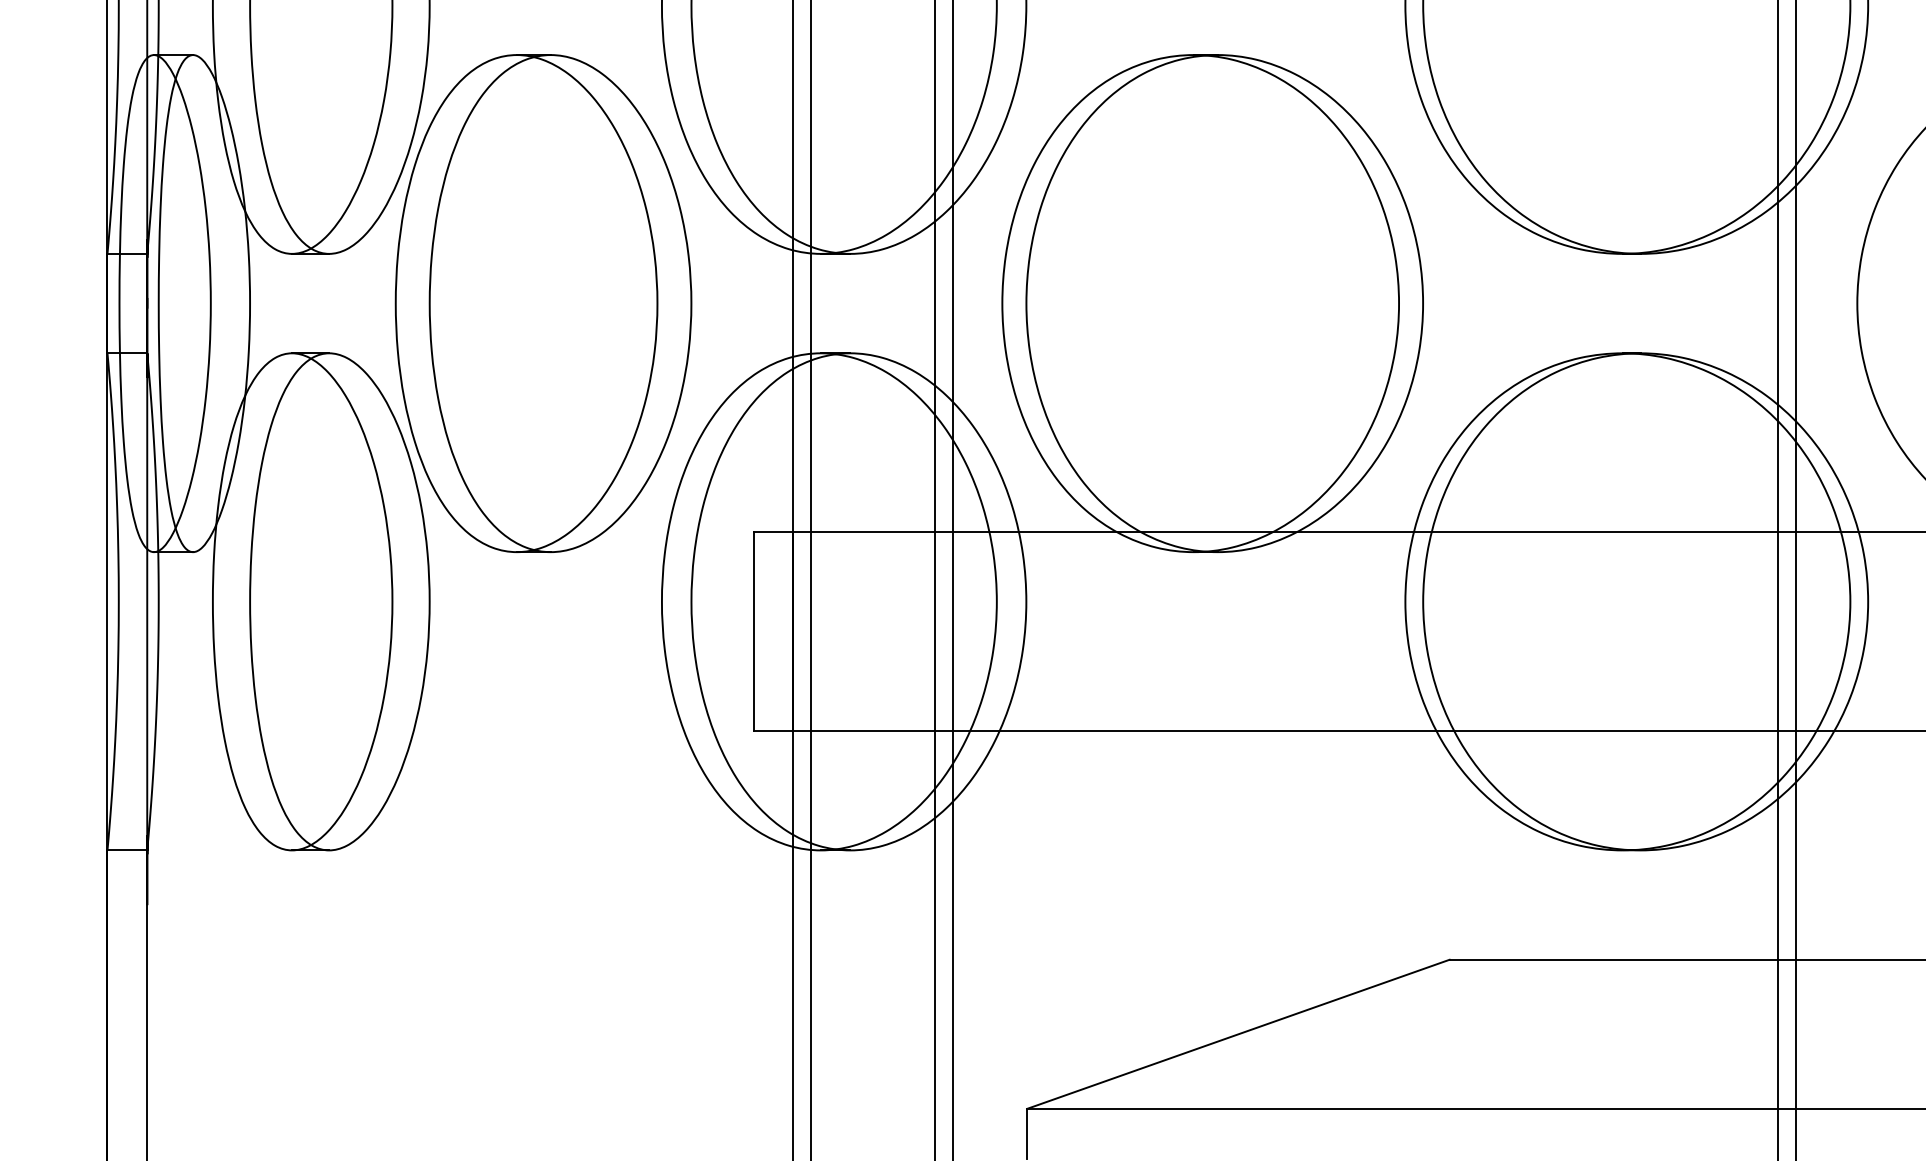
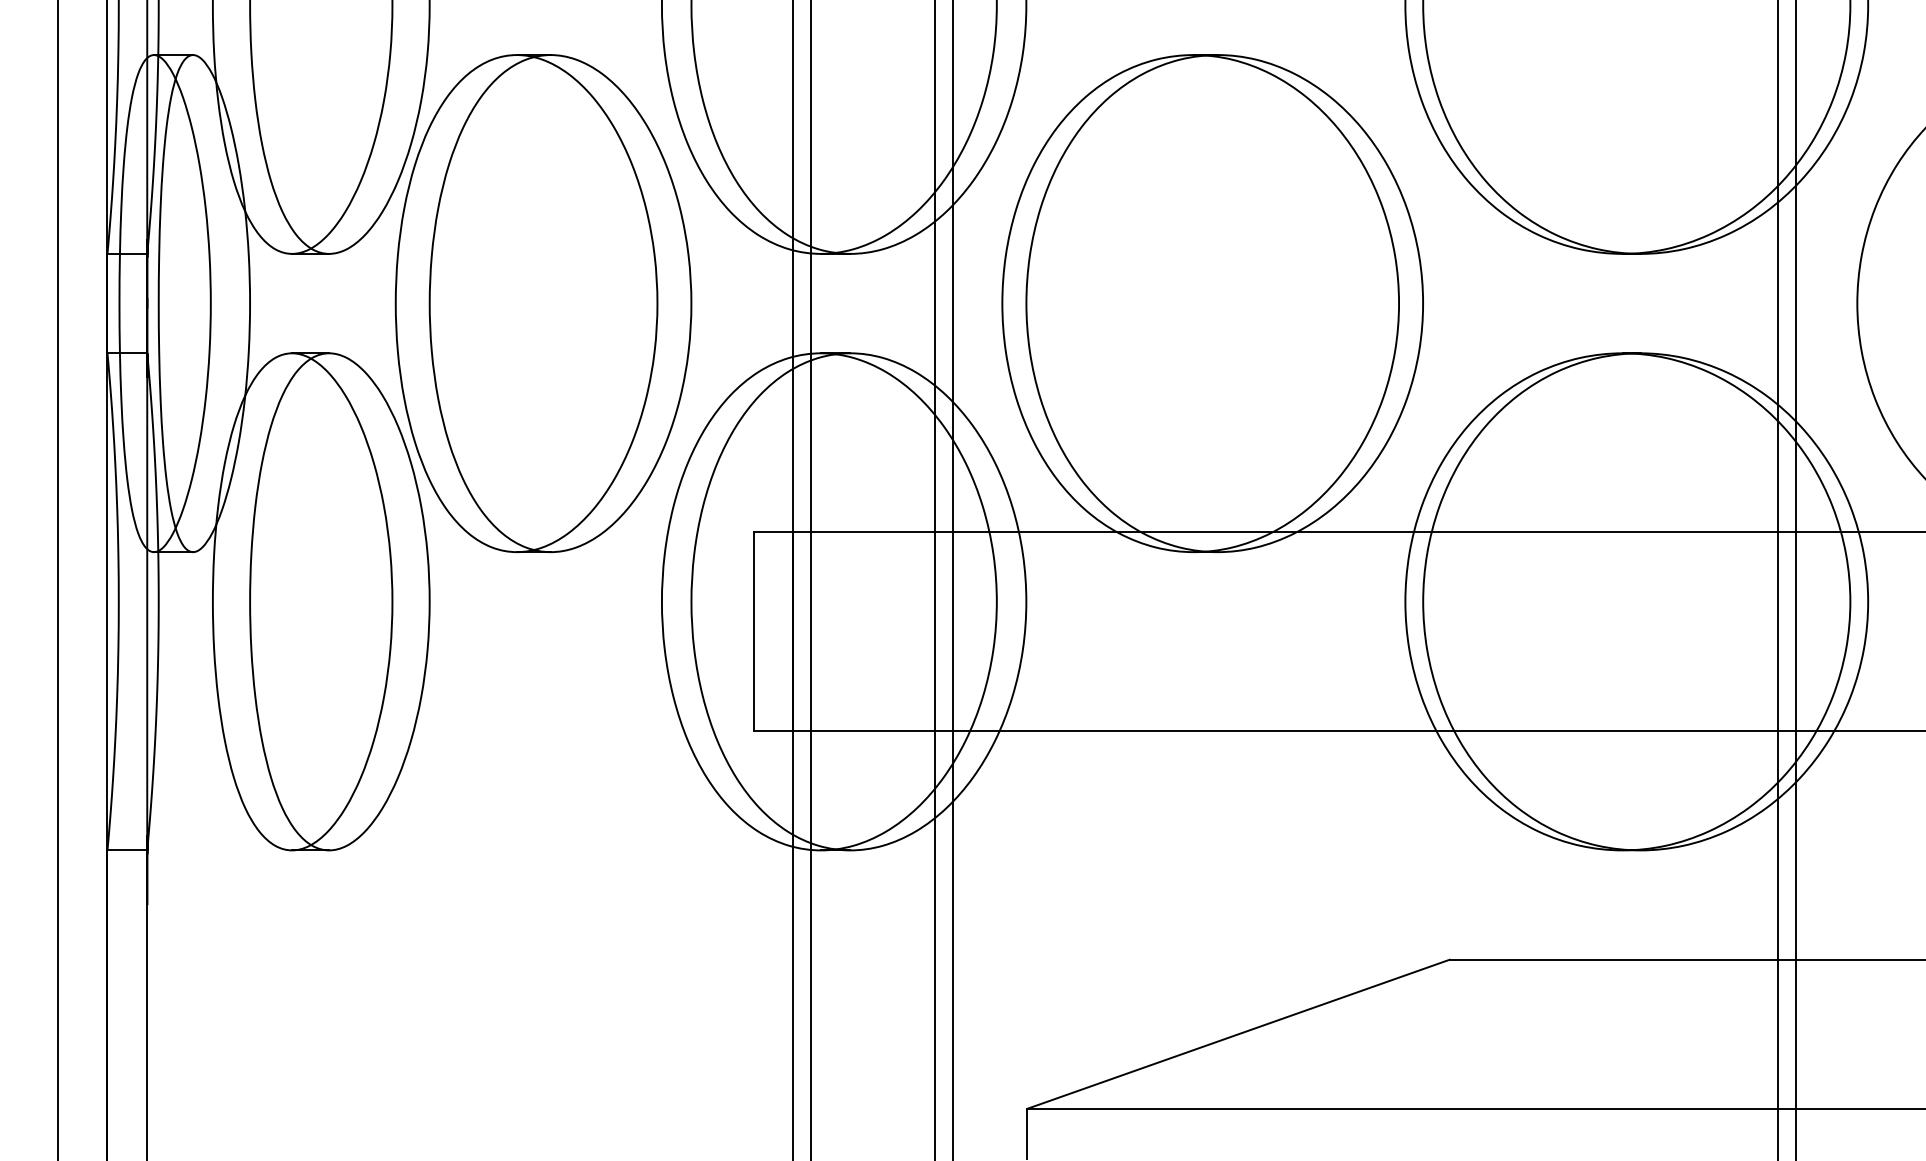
line: none -> present (57, 579)
